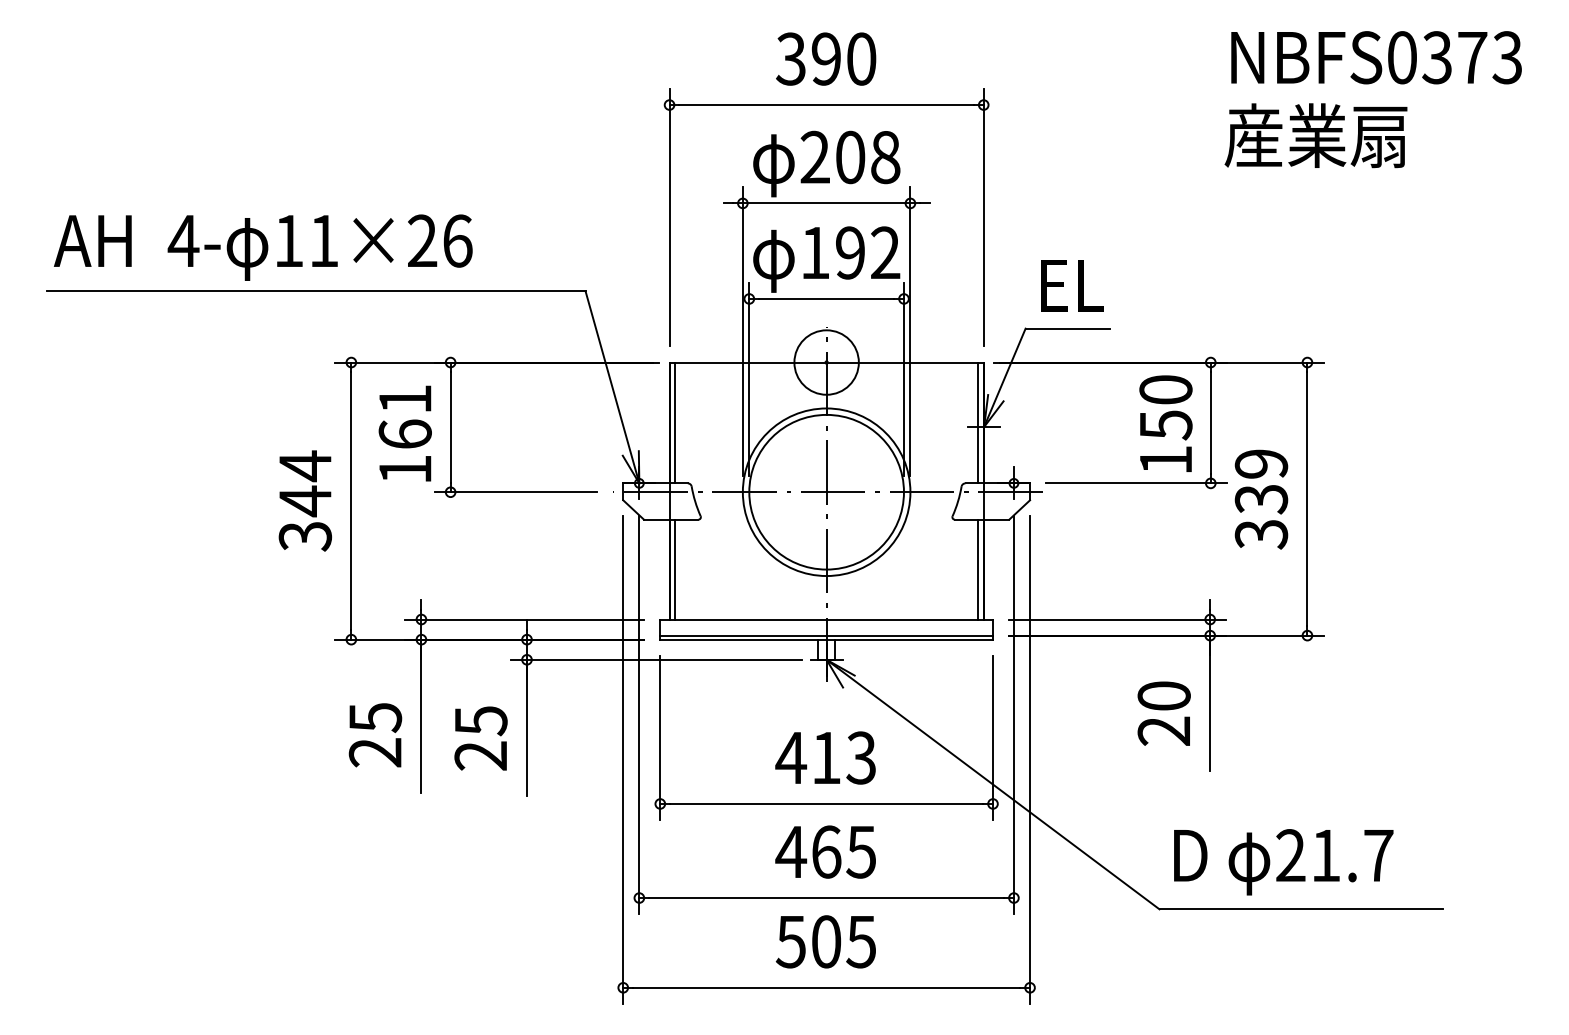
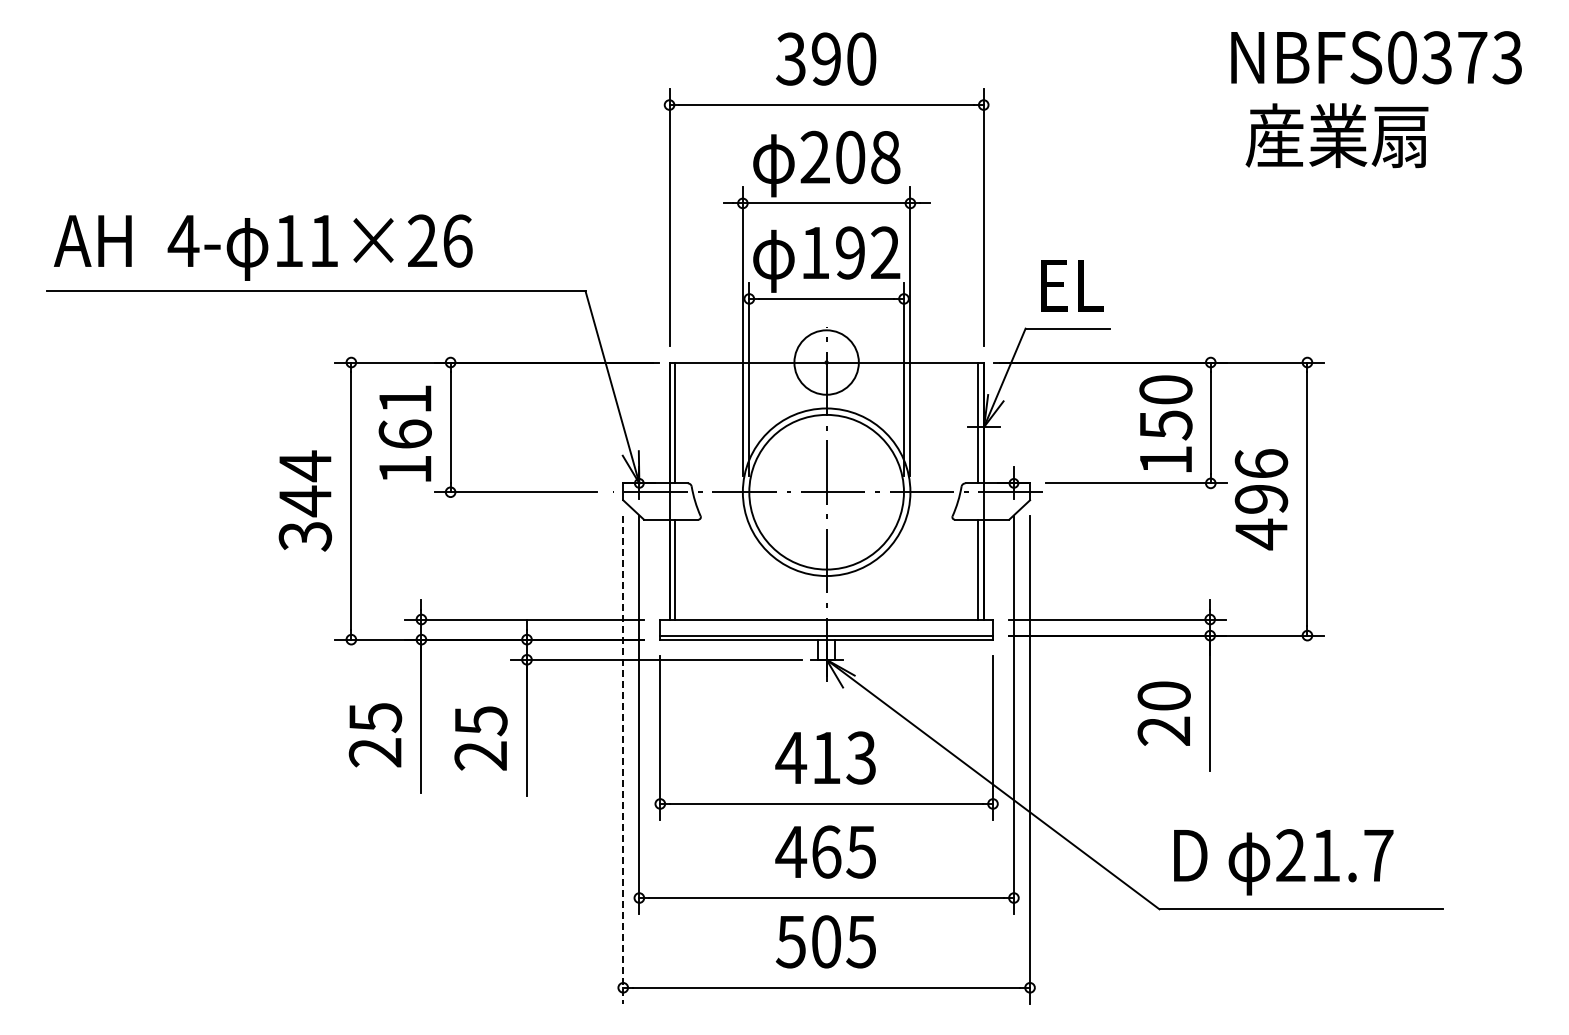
text position: (1315, 135) -> (1336, 135) (1336, 135)
text: 339 -> 496 (1261, 499)
line: solid -> dashed (623, 760)
